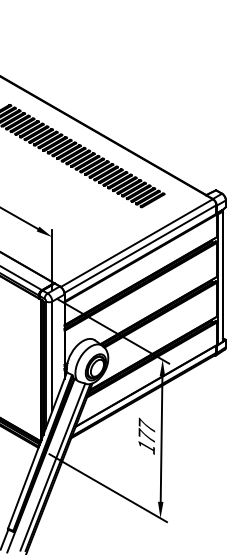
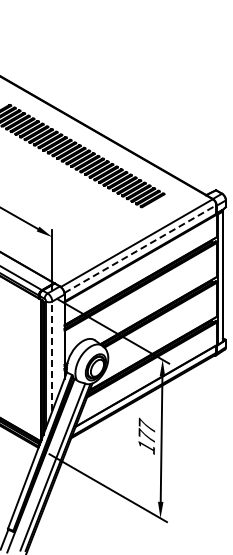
line: solid -> dashed (140, 249)
line: solid -> dashed (52, 356)
